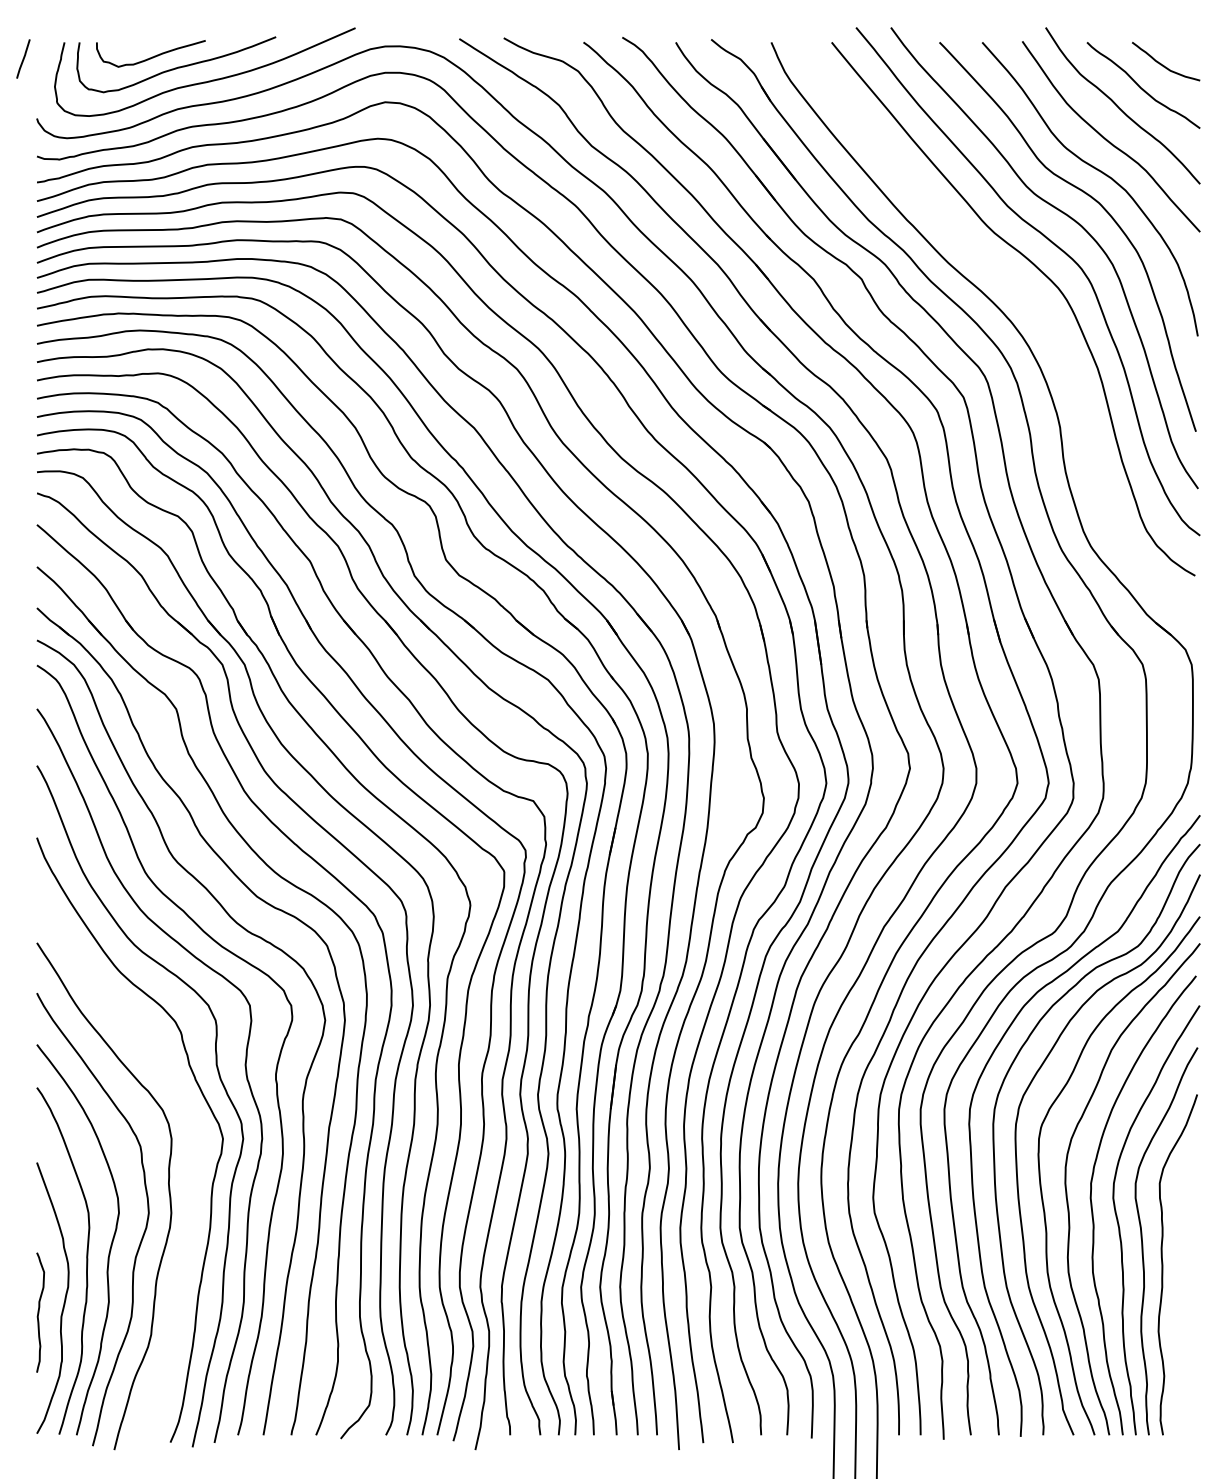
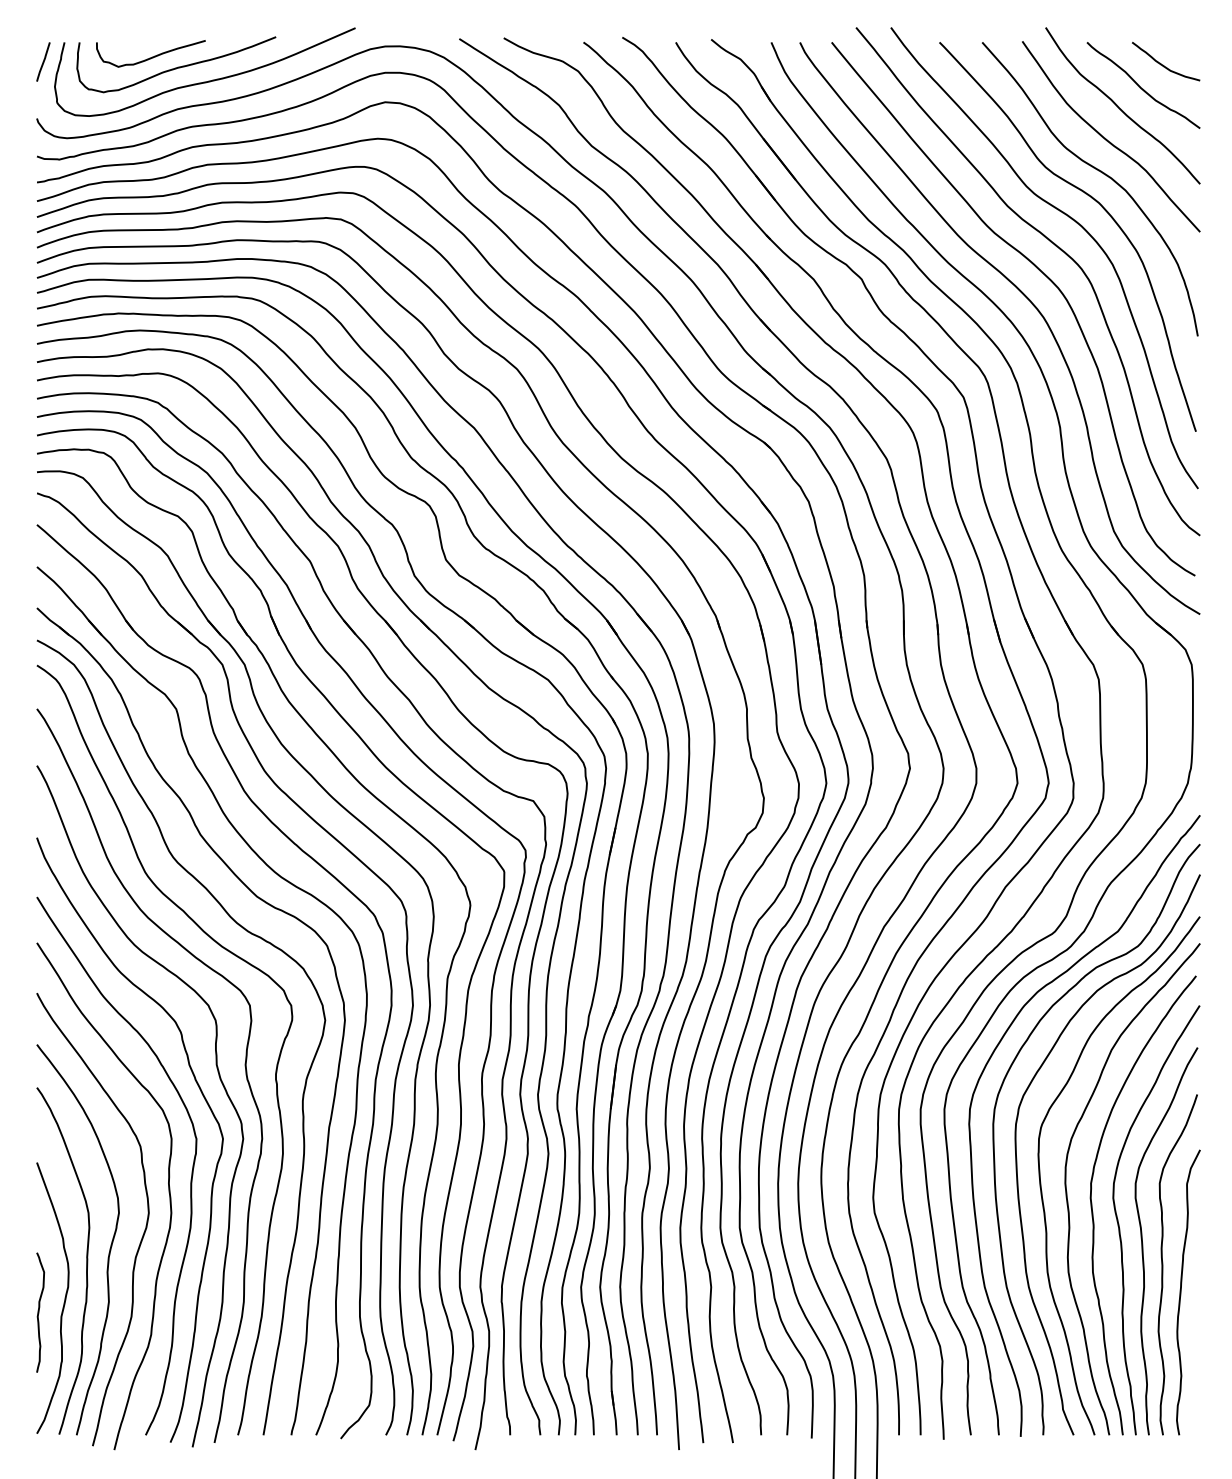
line position: (23, 58) -> (43, 61) (43, 61)
curve: none -> present (1032, 305)
curve: none -> present (191, 1171)
curve: none -> present (1181, 1292)
